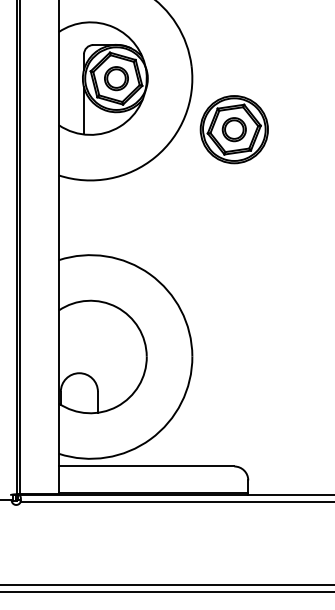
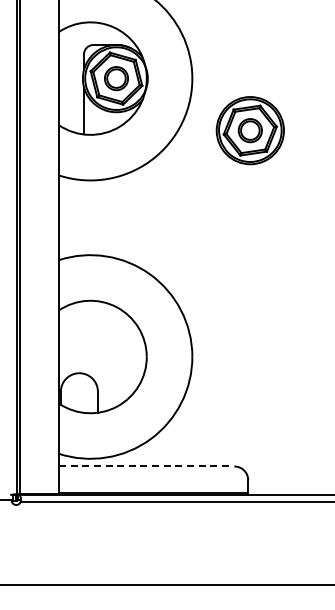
part position: (233, 129) -> (249, 130) (249, 130)
line: solid -> dashed (146, 466)
line: present -> none (166, 591)
